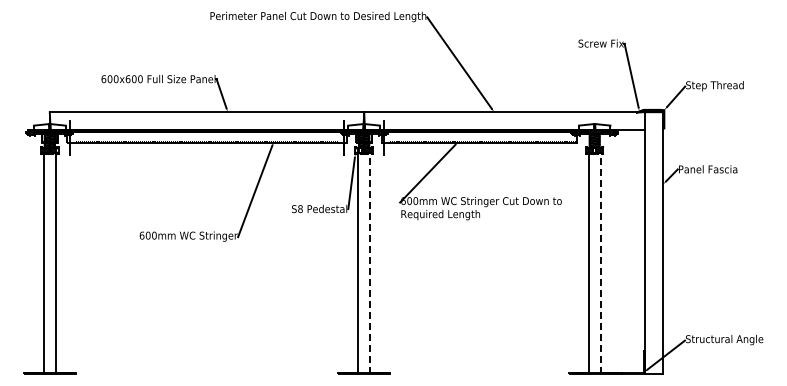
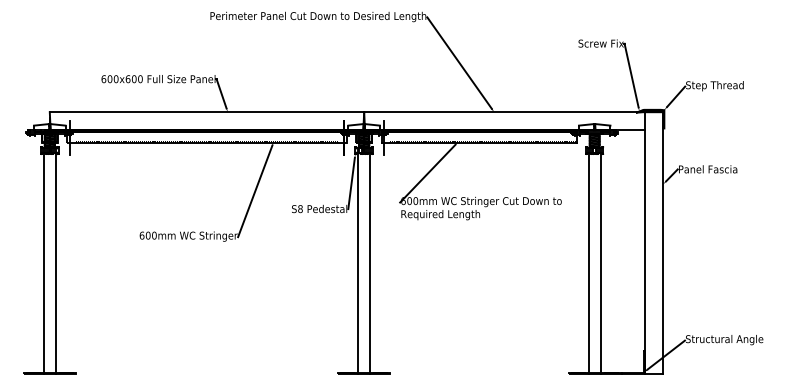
line: dashed -> solid (370, 263)
line: dashed -> solid (600, 263)
